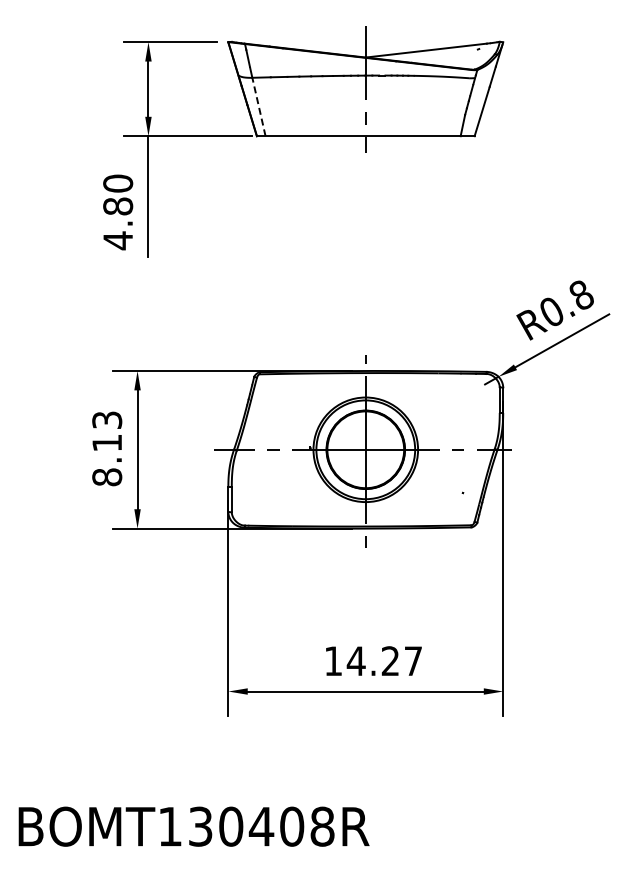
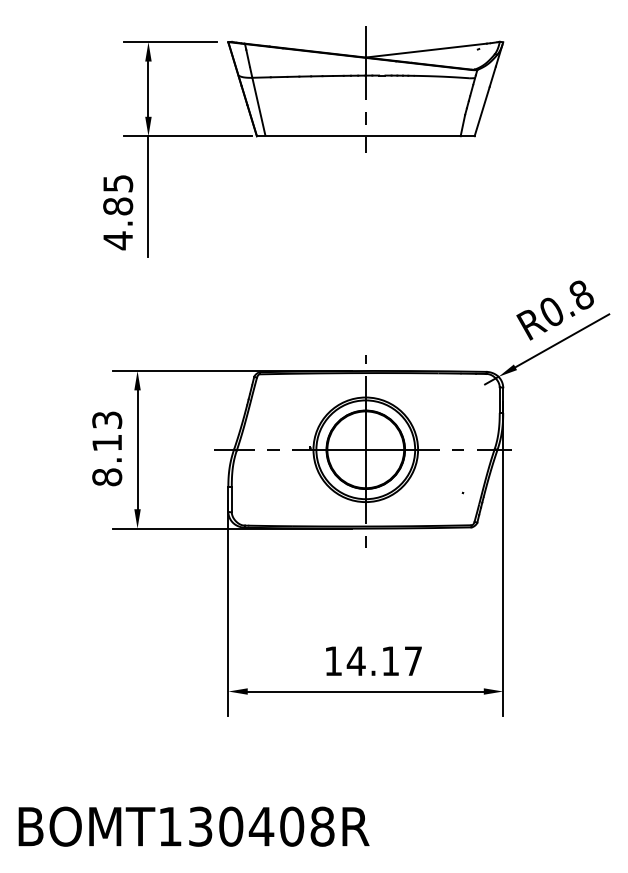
line: dashed -> solid (259, 107)
text: 4.80 -> 4.85 (118, 183)
text: 14.27 -> 14.17 (389, 660)
